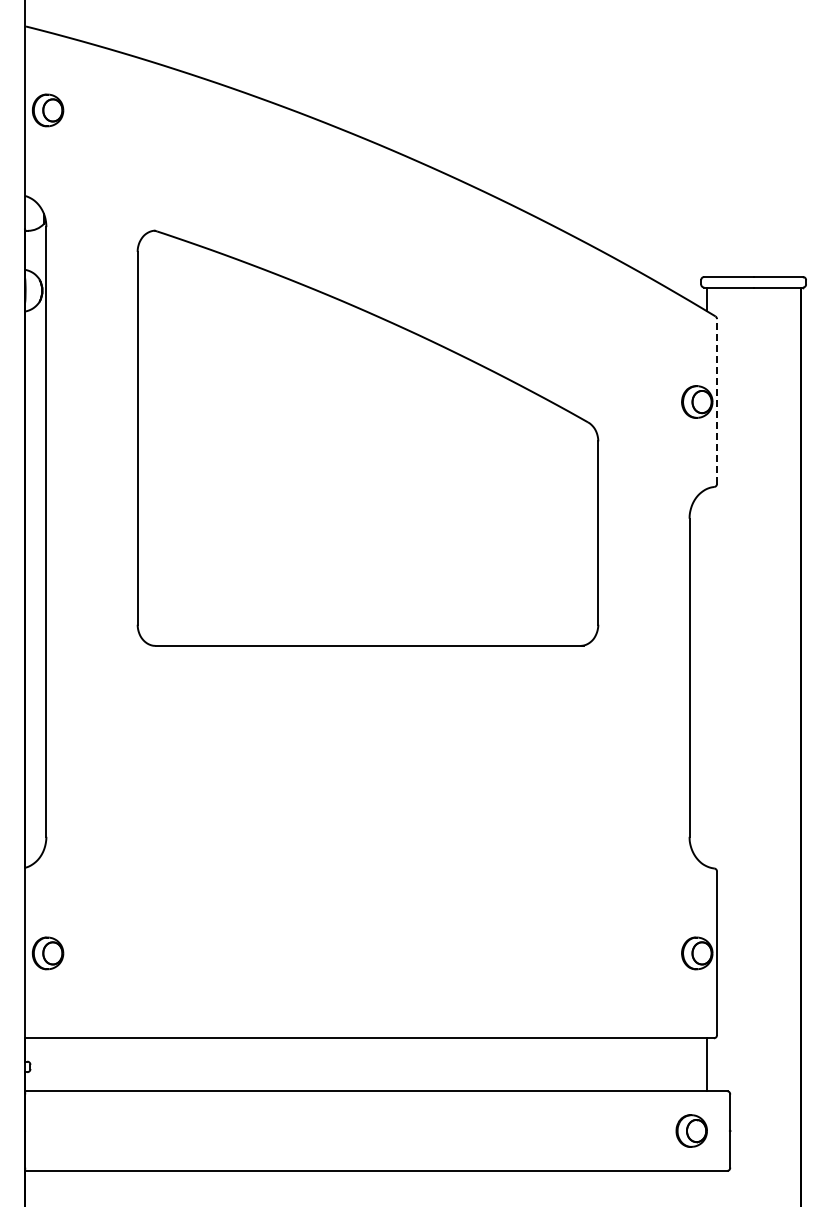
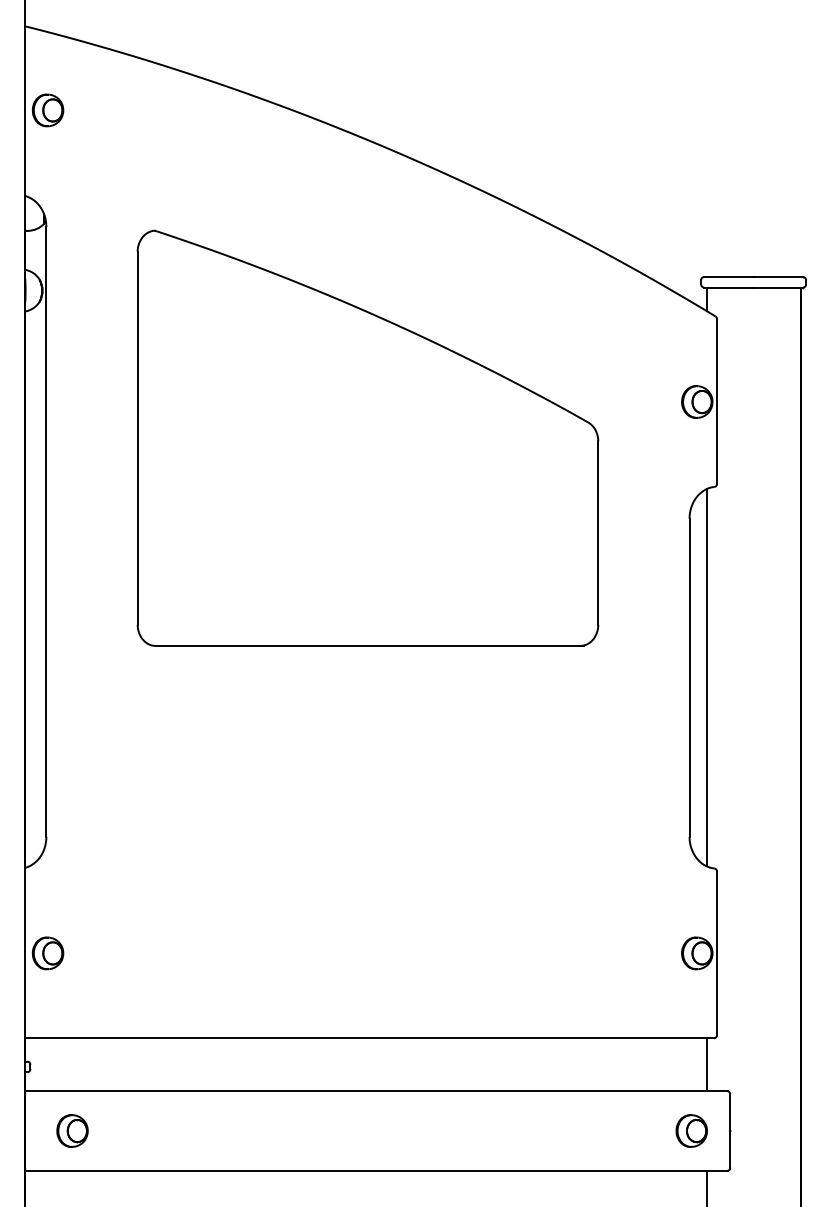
line: dashed -> solid (717, 401)
line: none -> present (706, 677)
part: none -> present (72, 1130)
line: none -> present (706, 1186)
